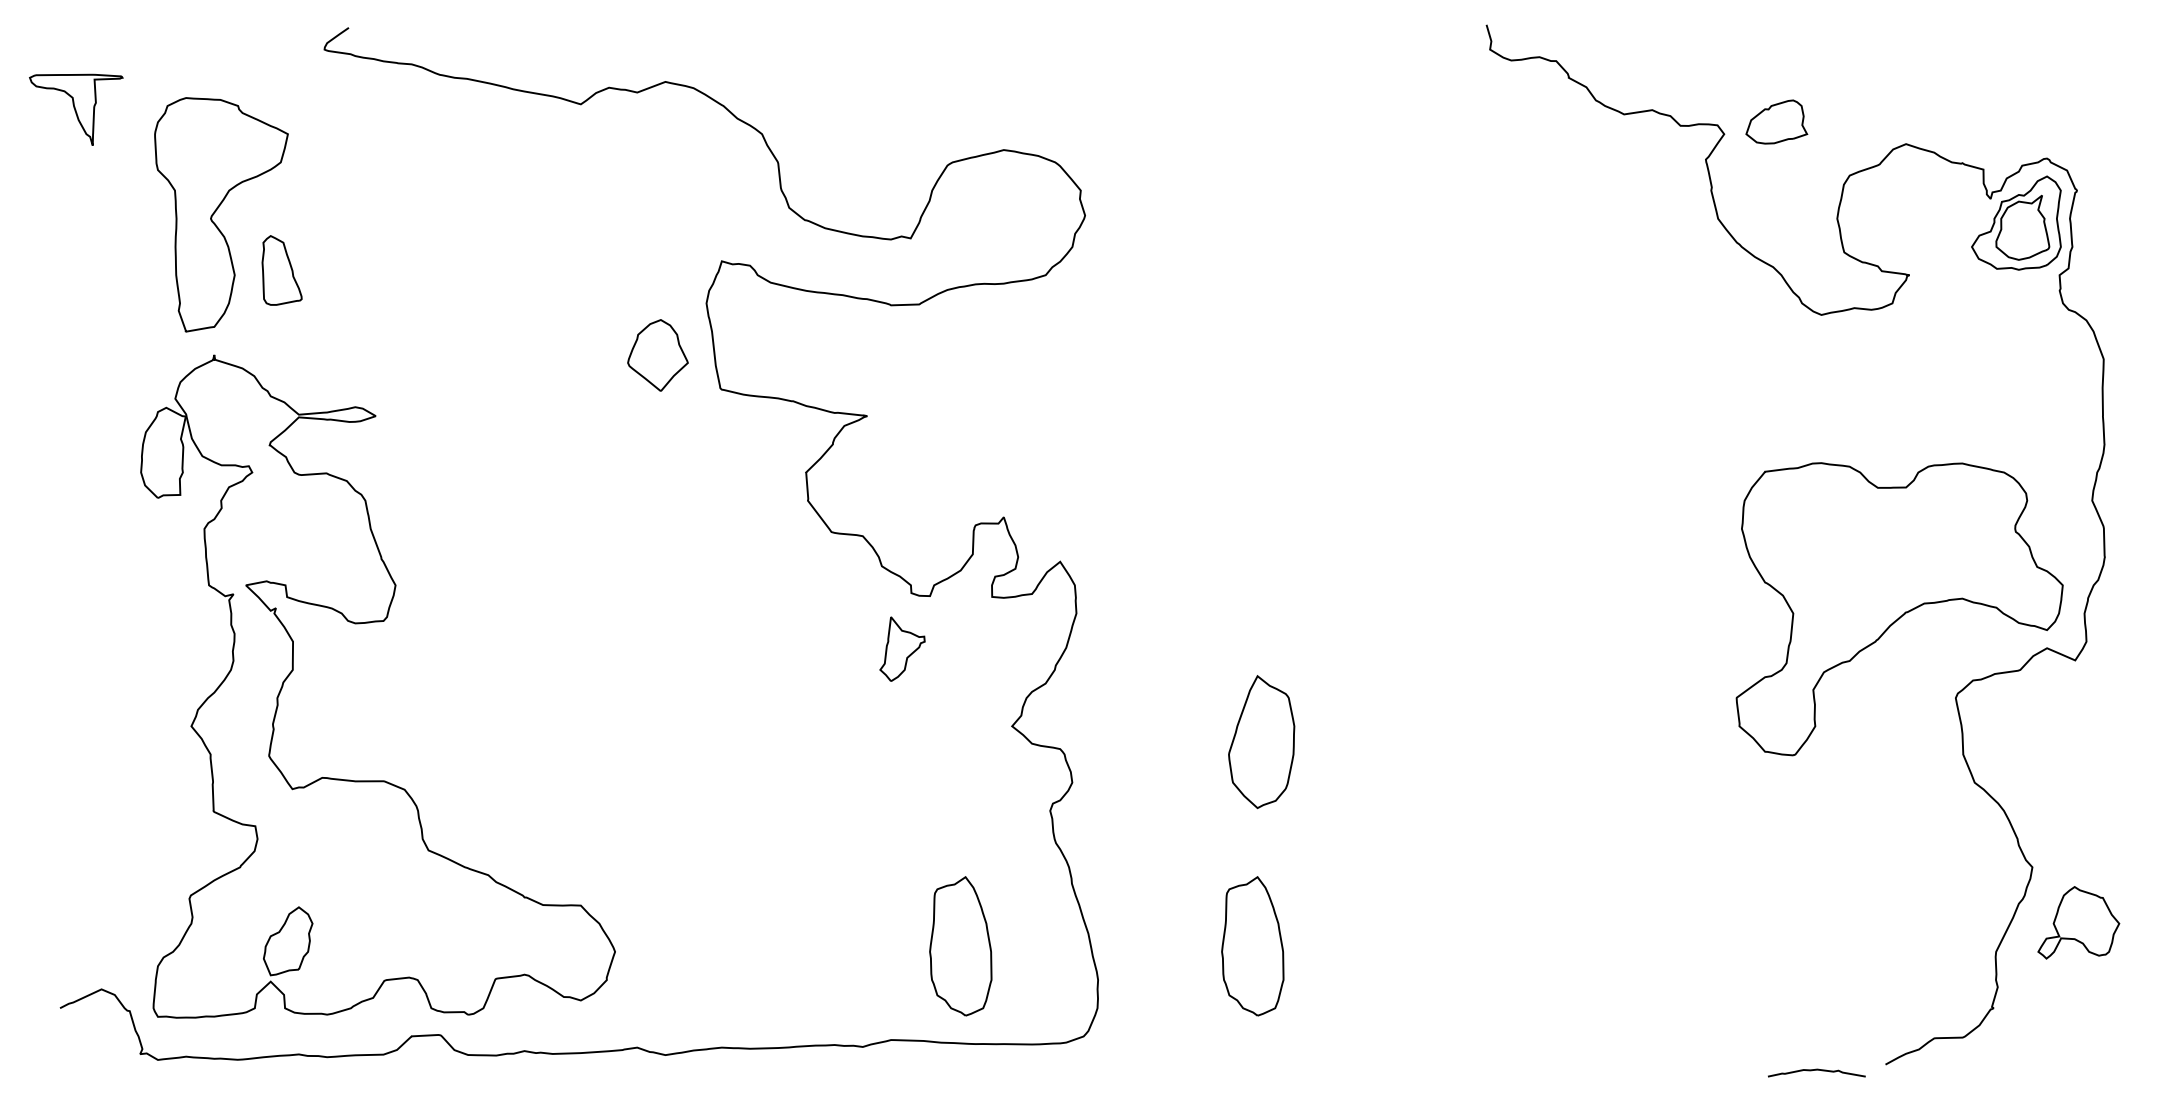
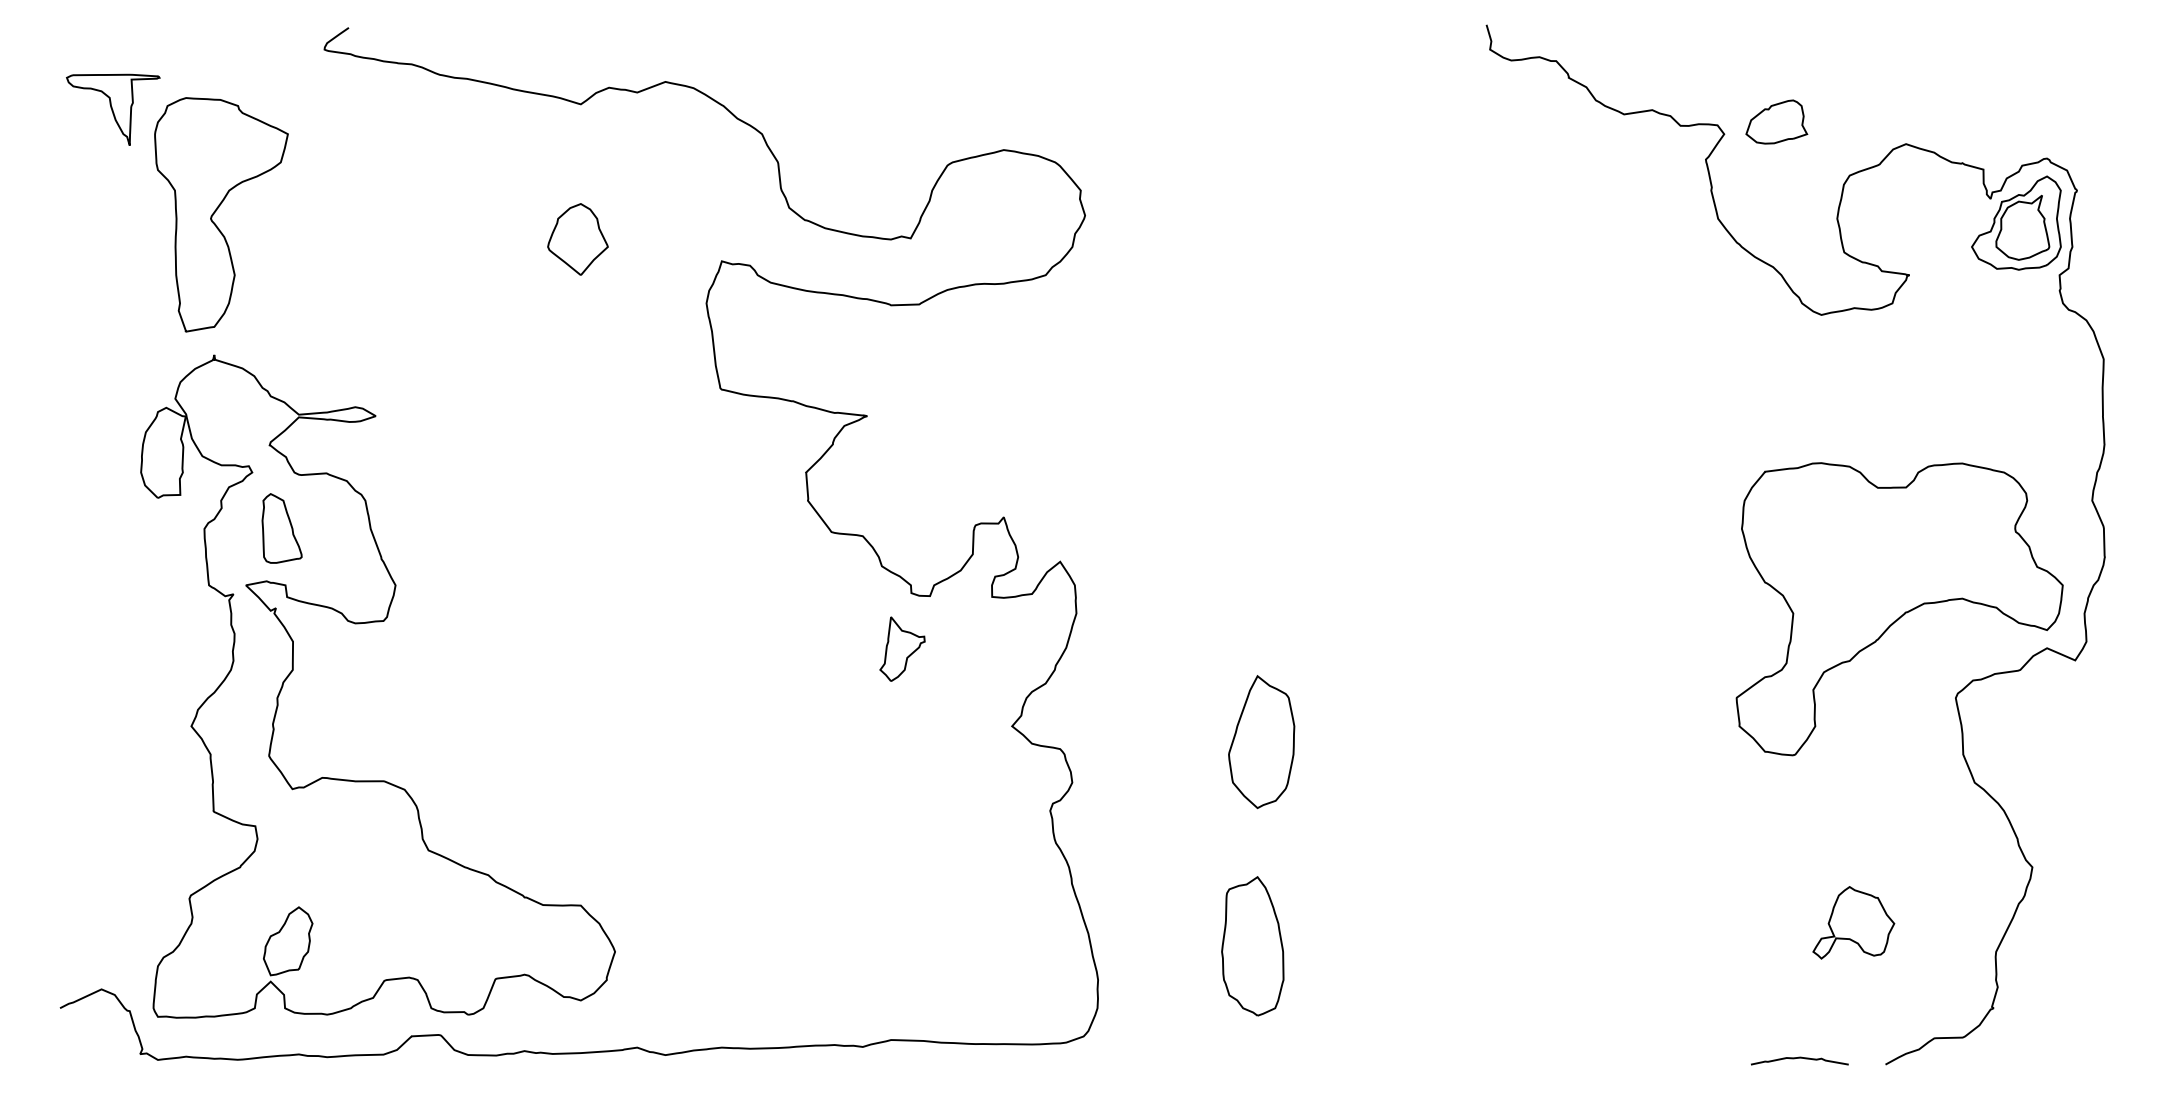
part position: (76, 109) -> (113, 109) (113, 109)
part position: (281, 270) -> (281, 528) (281, 528)
part position: (657, 355) -> (577, 239) (577, 239)
part position: (2078, 922) -> (1853, 922) (1853, 922)
part: present -> none (960, 946)
curve position: (1816, 1070) -> (1799, 1058) (1799, 1058)
